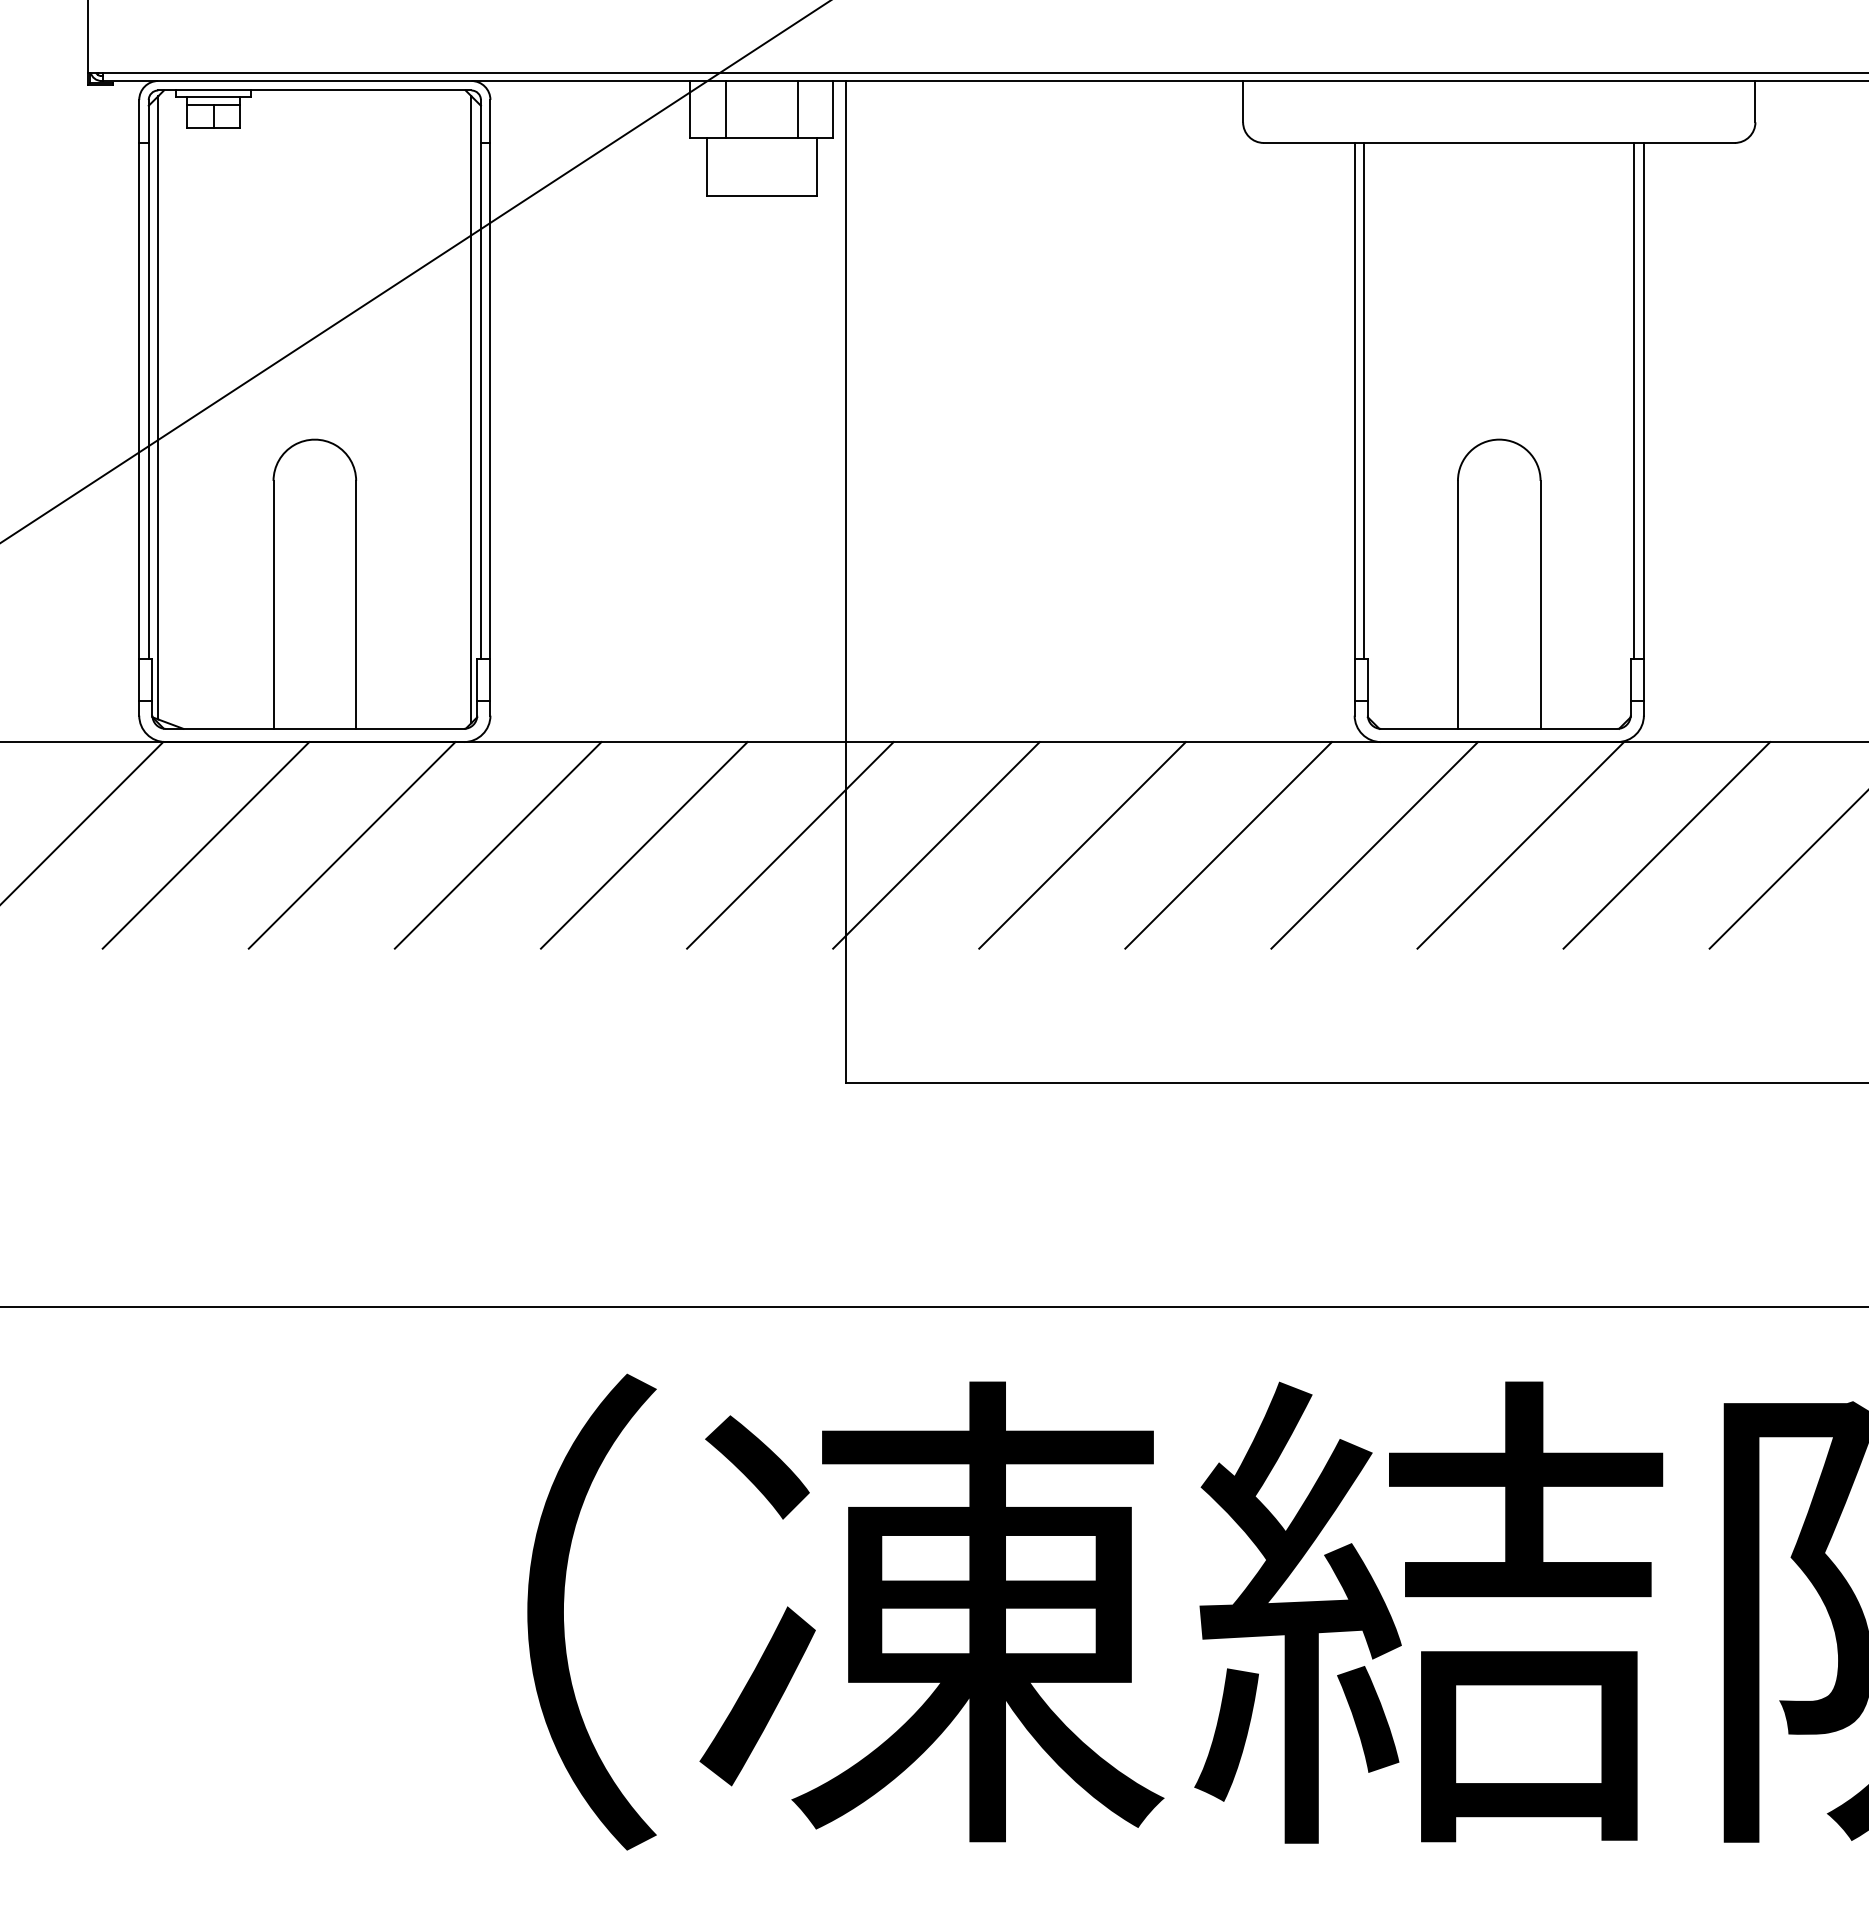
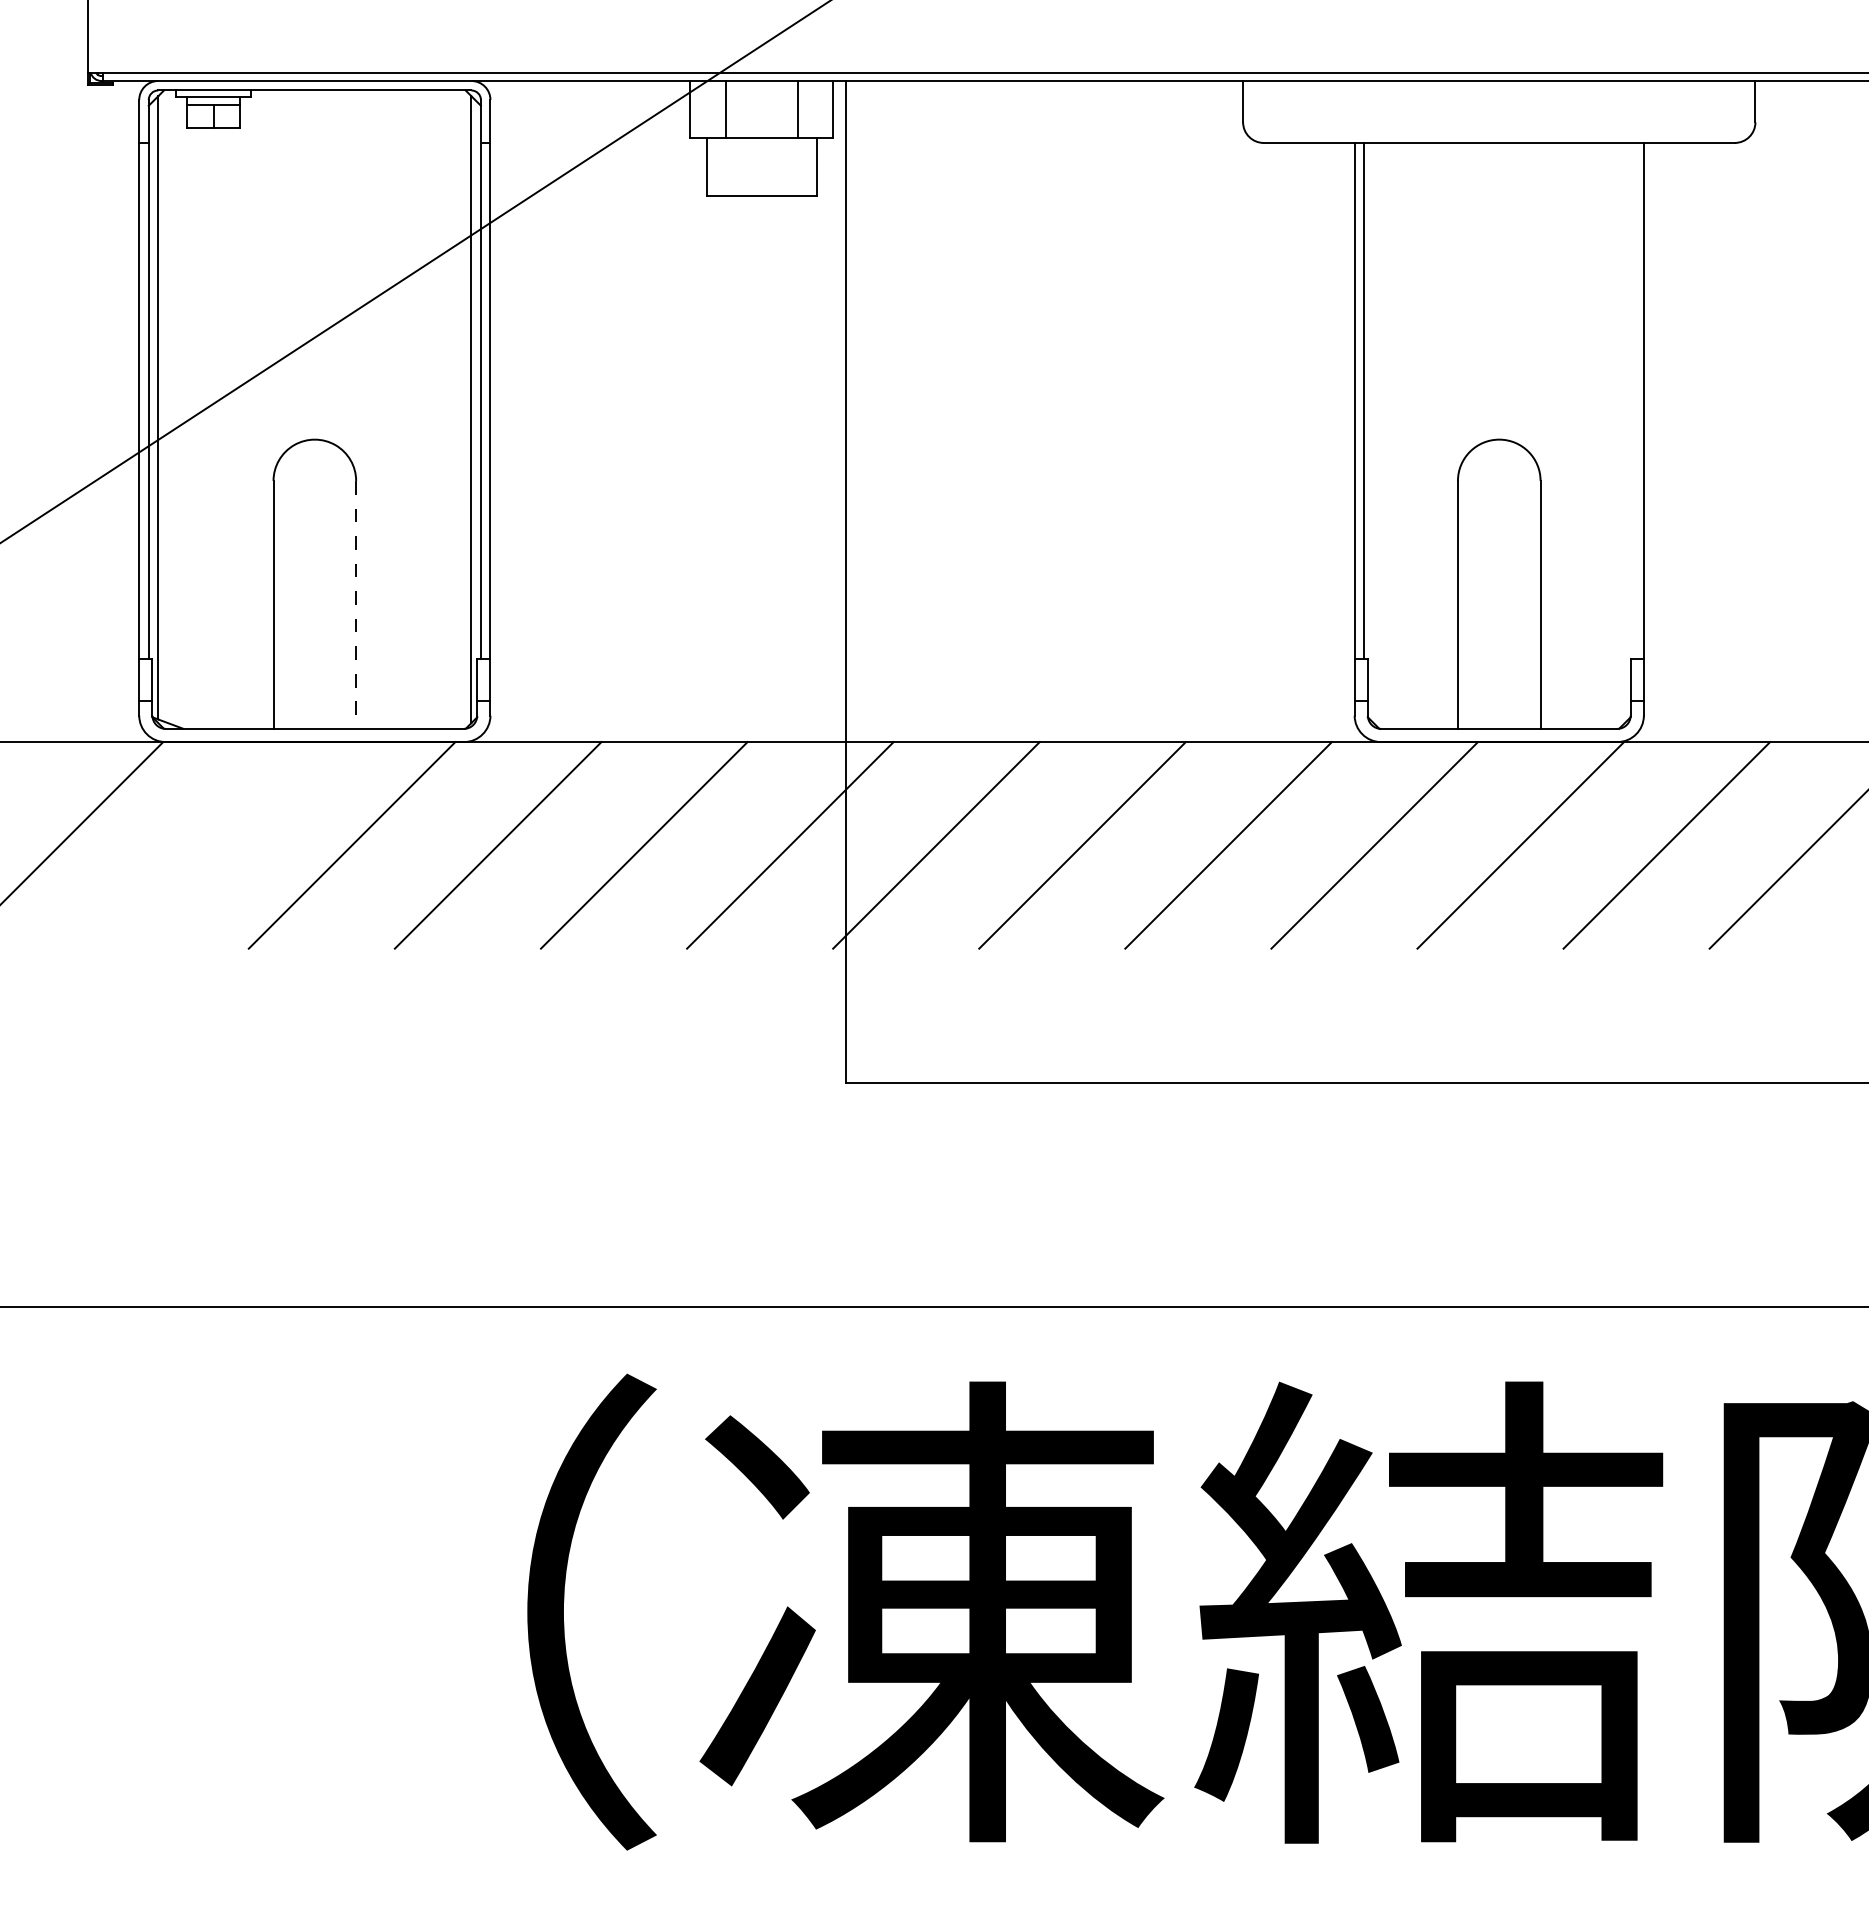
line: present -> none (1634, 400)
line: solid -> dashed (356, 604)
line: present -> none (205, 845)
